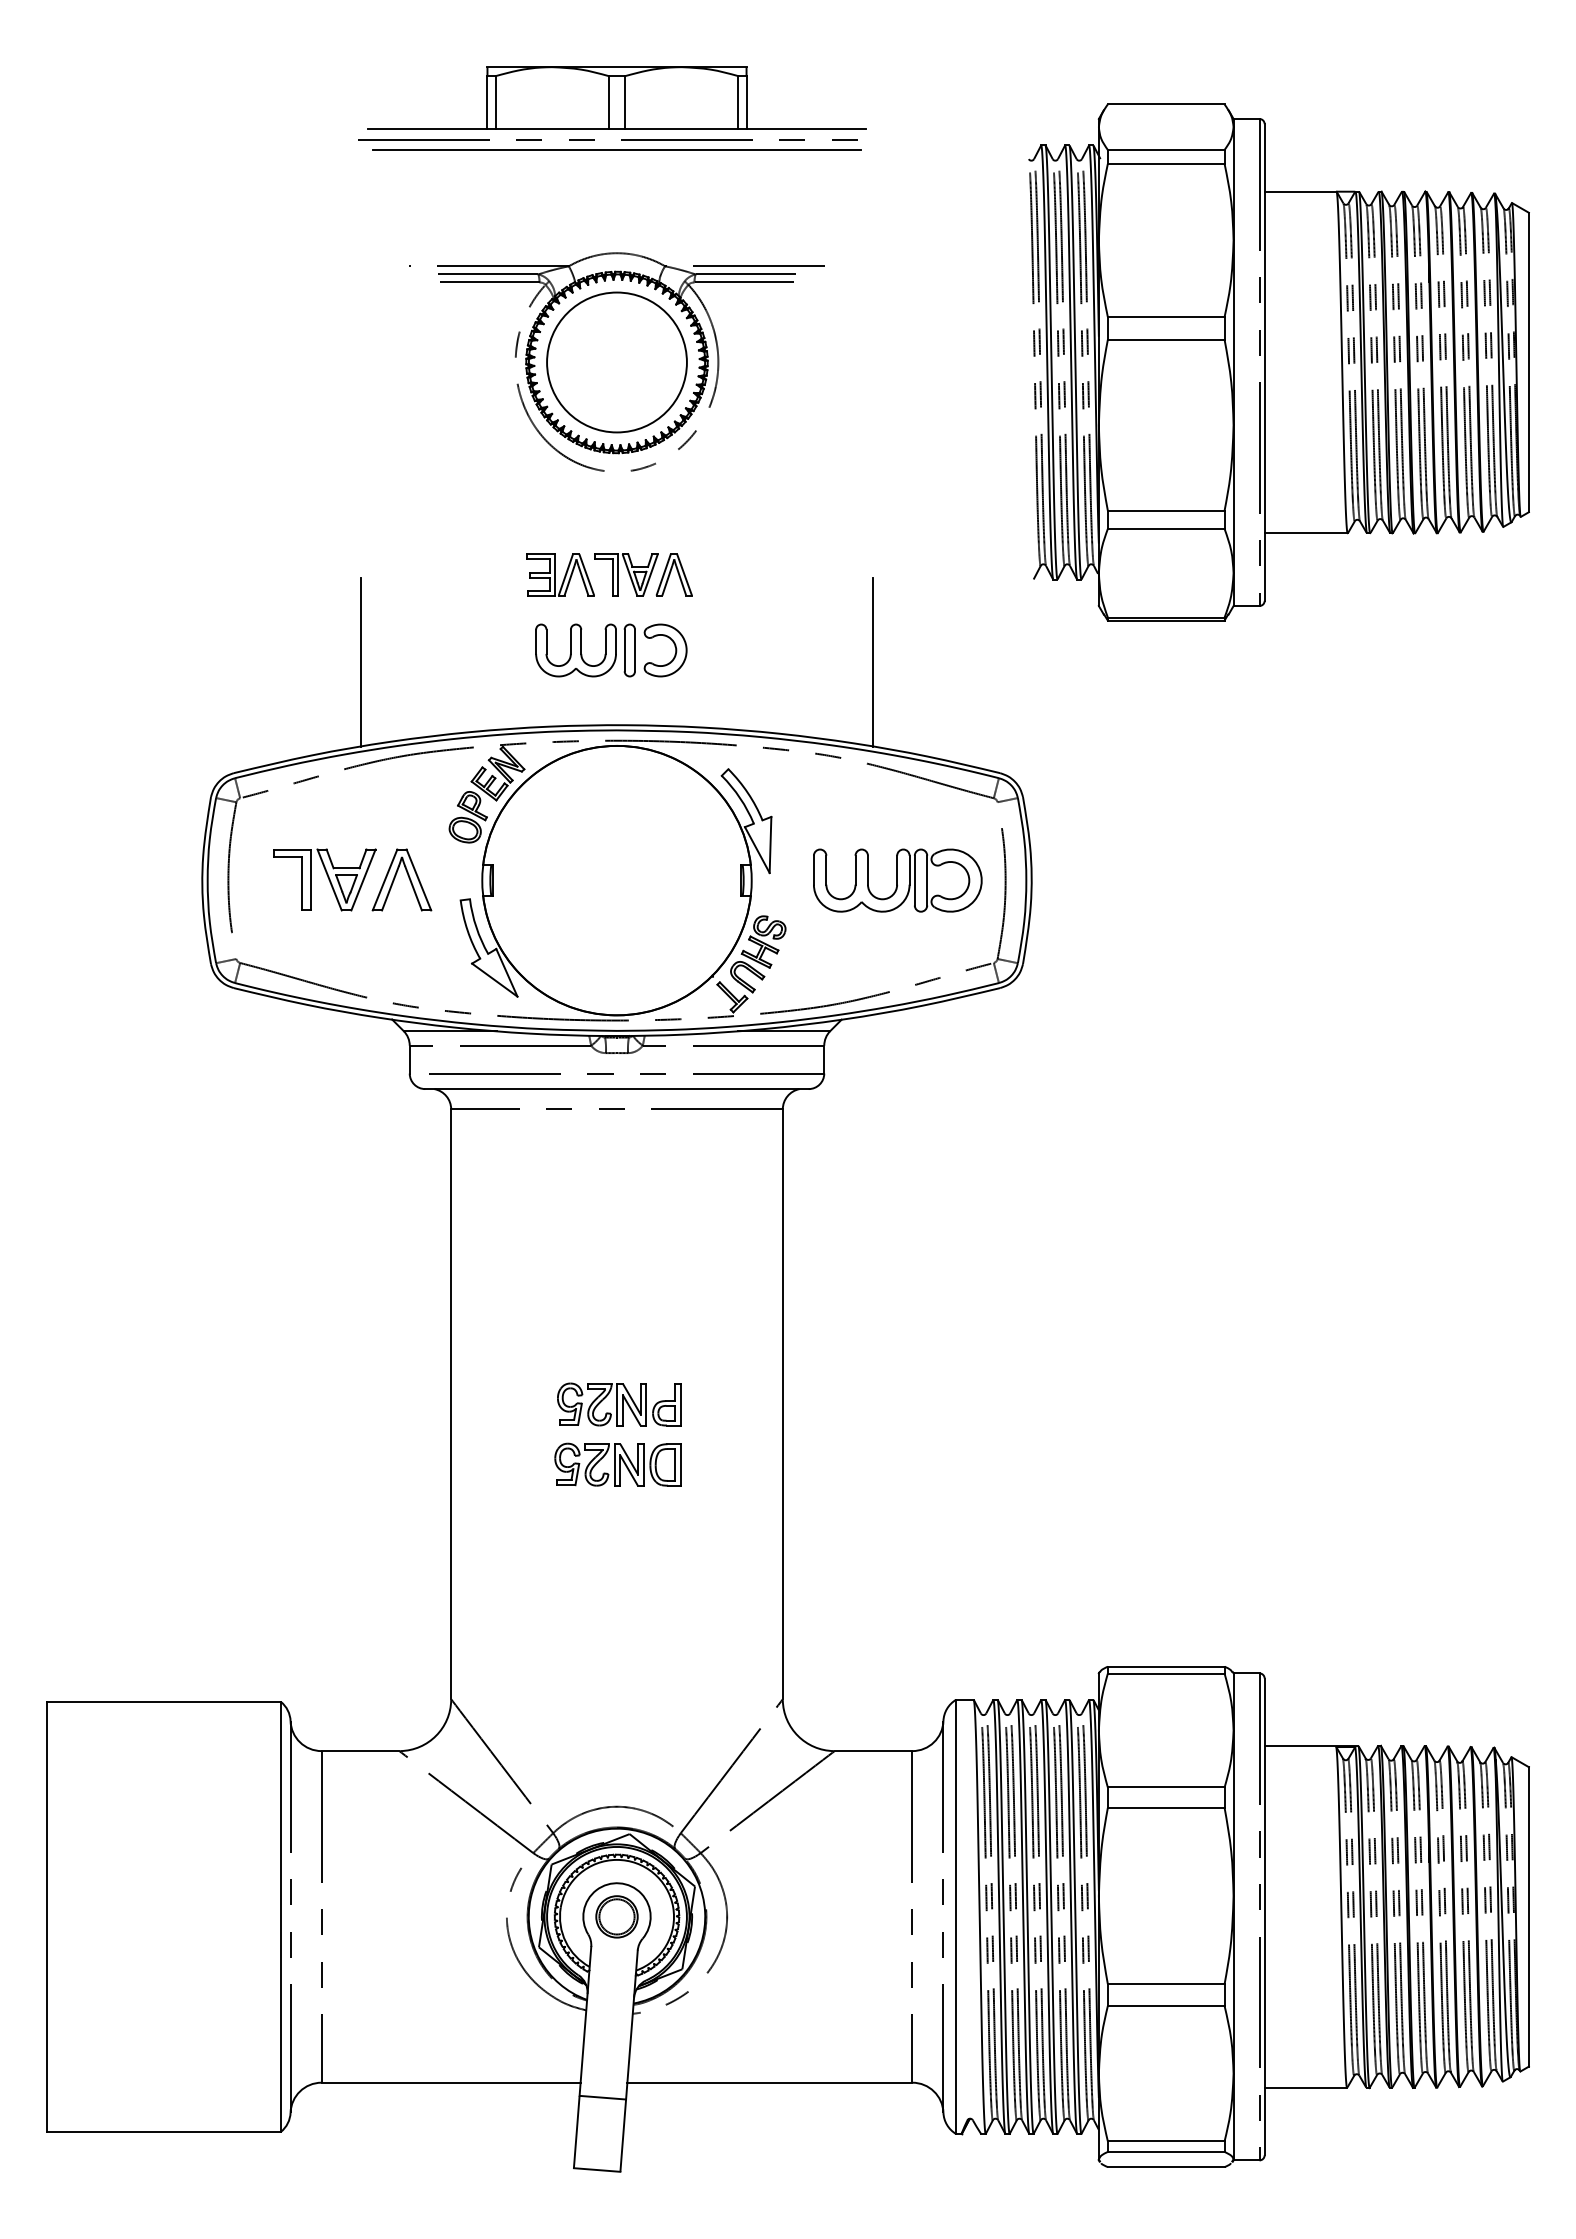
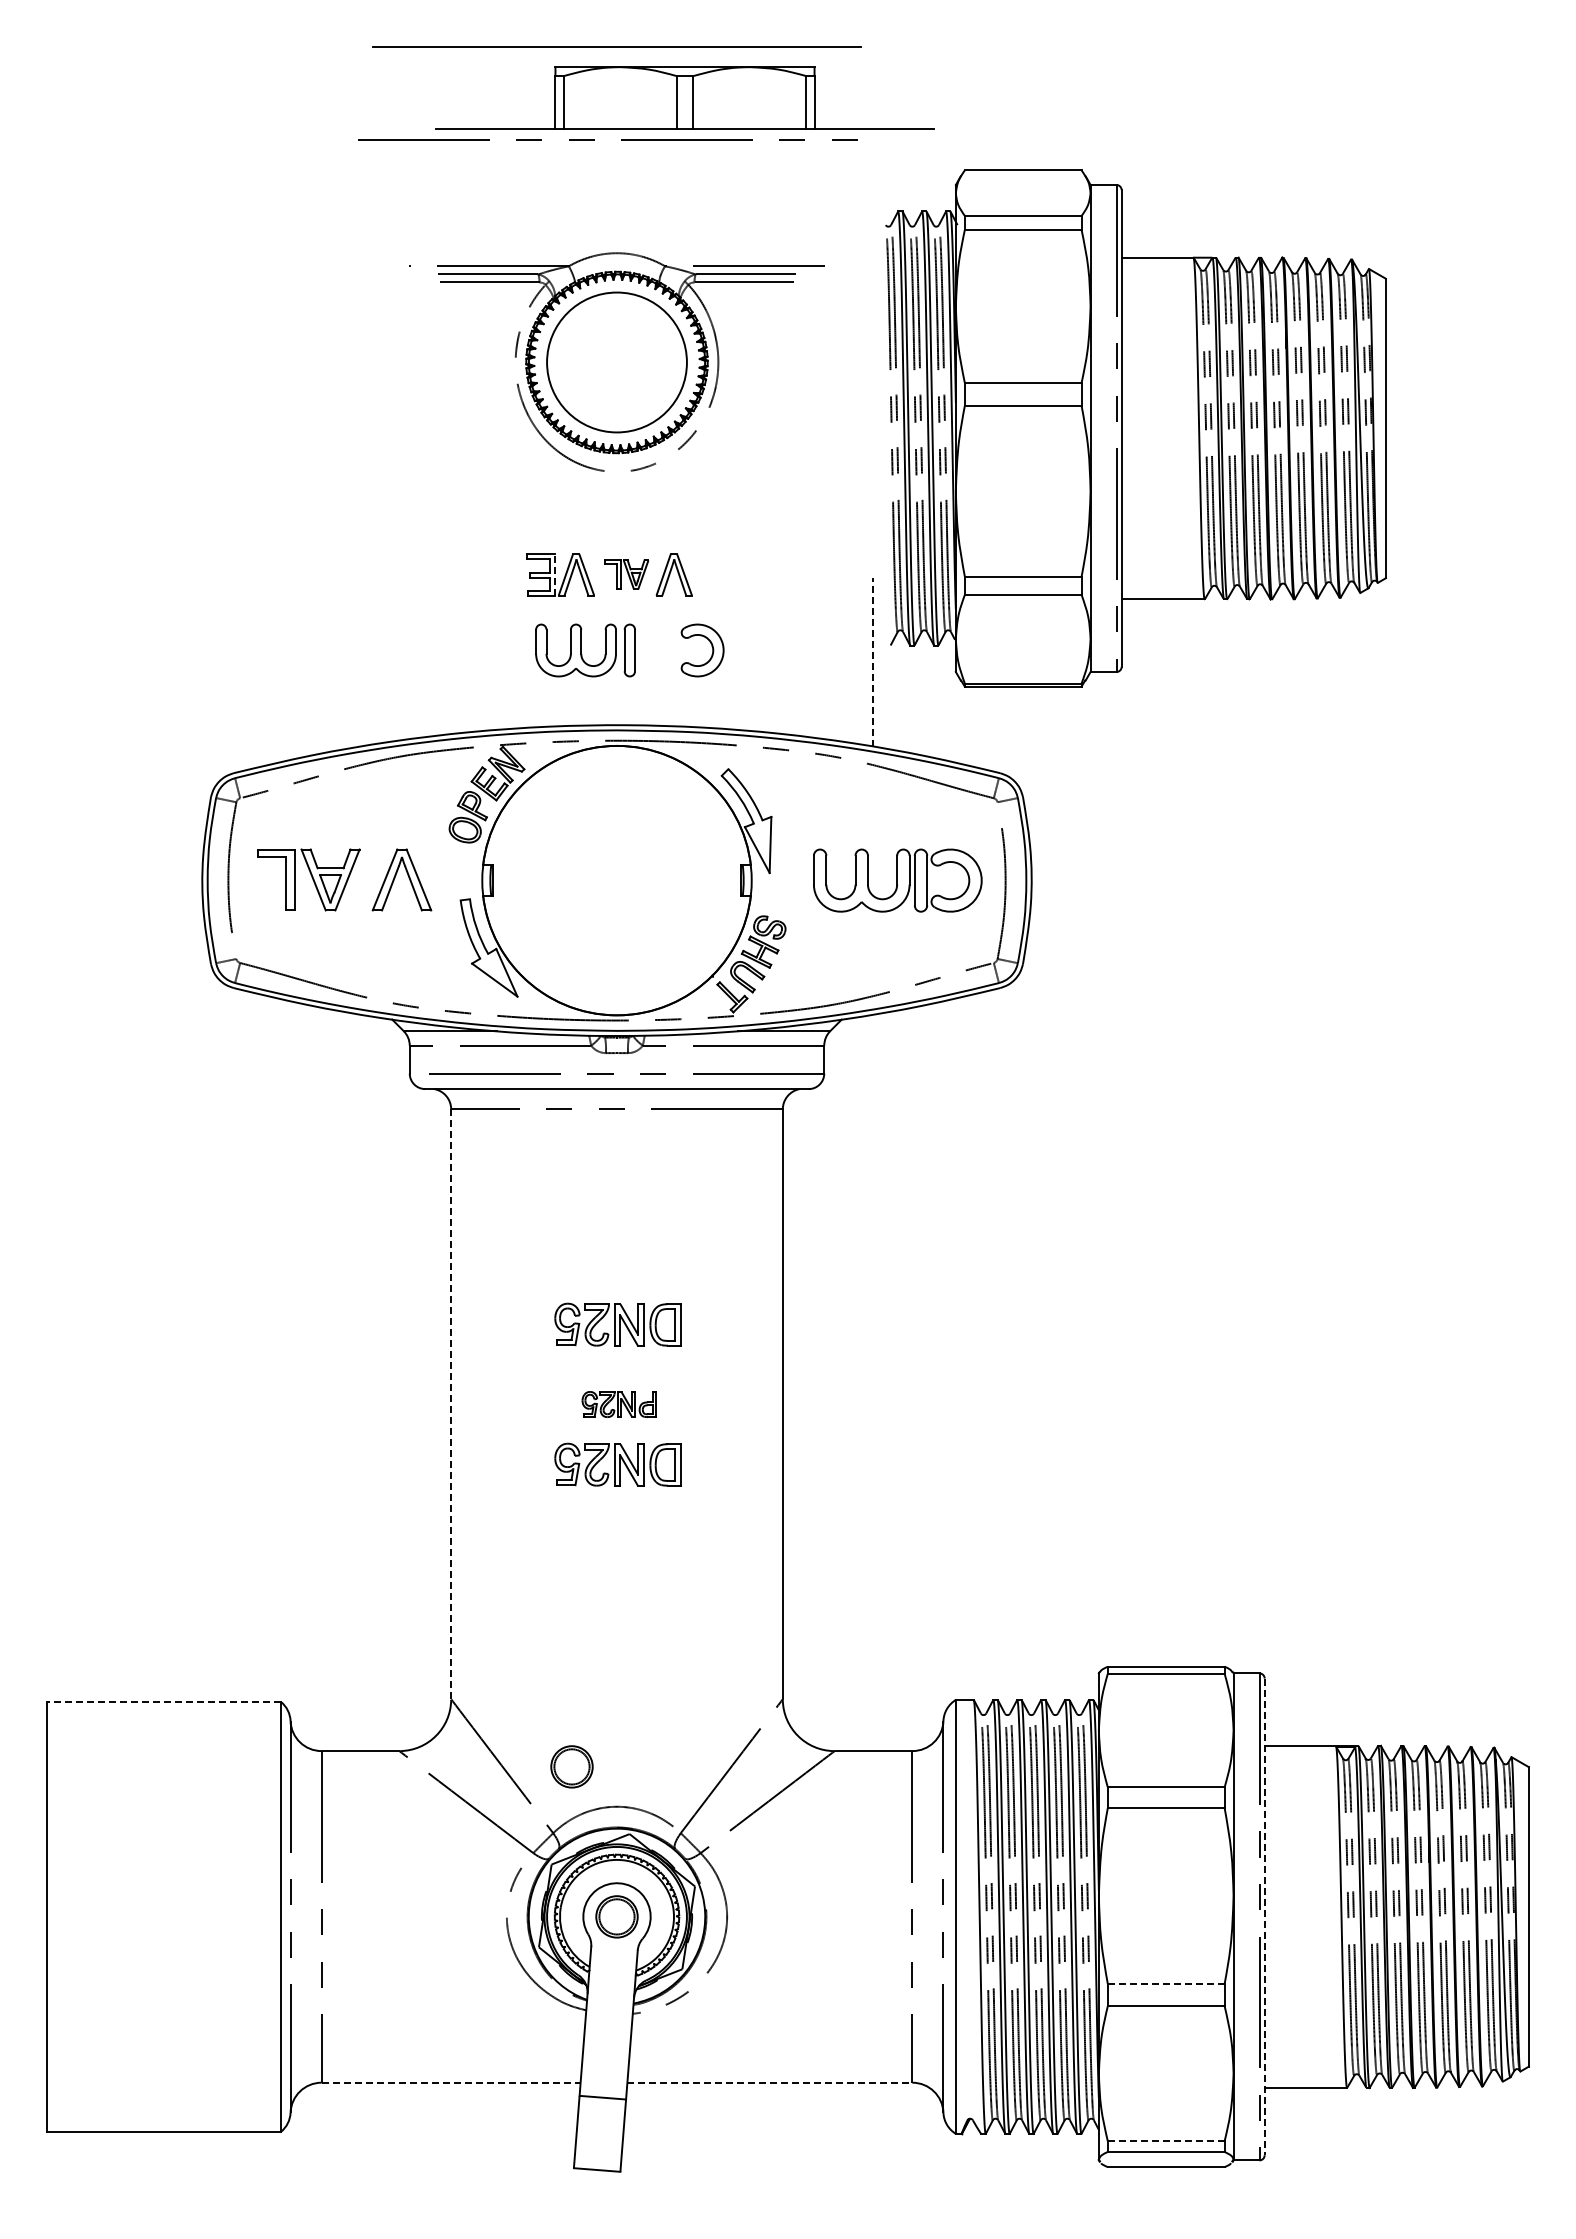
part position: (616, 97) -> (684, 97) (684, 97)
line position: (616, 149) -> (616, 46) (616, 46)
part position: (1278, 362) -> (1135, 428) (1135, 428)
line: solid -> dashed (554, 574)
part size: 65x44 px -> 45x31 px (626, 574)
part position: (674, 646) -> (711, 646) (711, 646)
line: solid -> dashed (873, 661)
line: present -> none (360, 662)
part position: (324, 879) -> (308, 879) (308, 879)
part: none -> present (617, 1324)
line: solid -> dashed (451, 1404)
part size: 125x45 px -> 76x27 px (618, 1404)
line: solid -> dashed (163, 1701)
part: none -> present (571, 1766)
line: solid -> dashed (1264, 1917)
line: solid -> dashed (1165, 1984)
line: solid -> dashed (451, 2082)
line: solid -> dashed (770, 2082)
line: solid -> dashed (1165, 2141)
